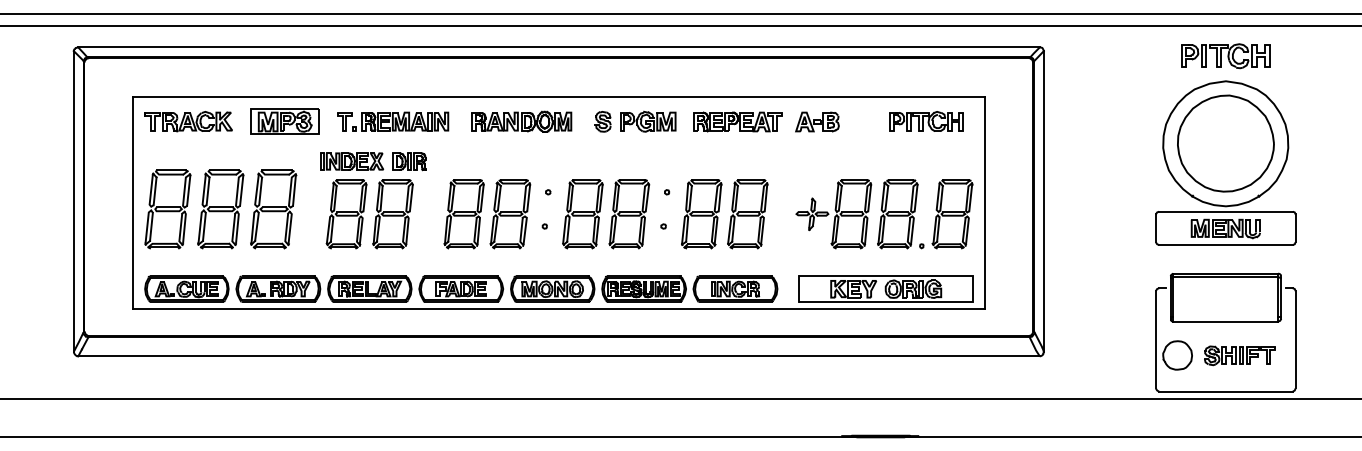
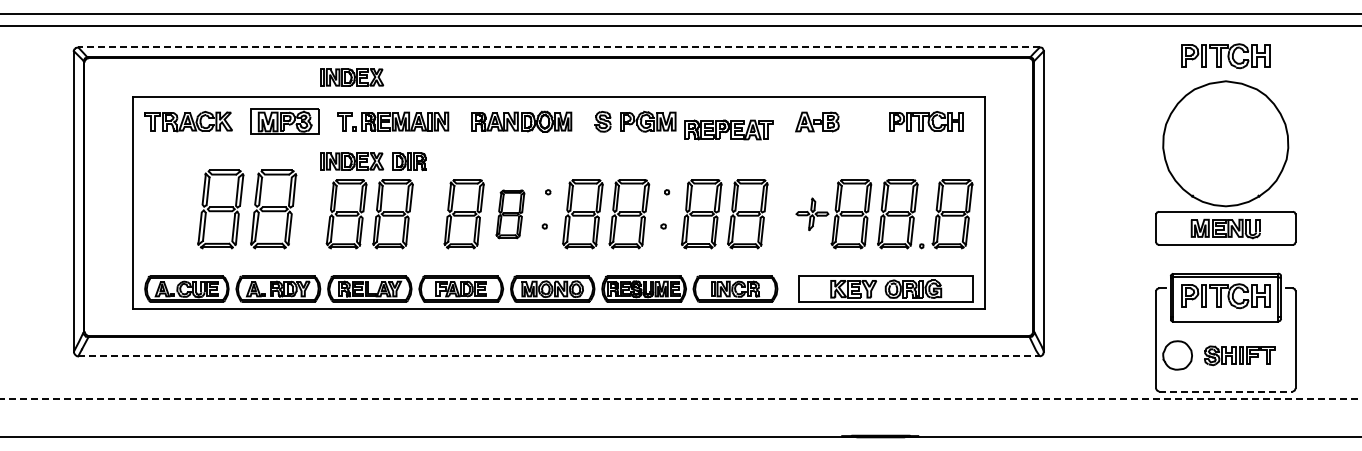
line: solid -> dashed (559, 47)
part: none -> present (352, 77)
part position: (737, 121) -> (728, 129) (728, 129)
part: present -> none (1225, 143)
part: present -> none (167, 209)
part size: 43x71 px -> 31x51 px (510, 214)
part: none -> present (1225, 296)
line: solid -> dashed (559, 356)
line: solid -> dashed (1225, 391)
line: solid -> dashed (680, 398)
